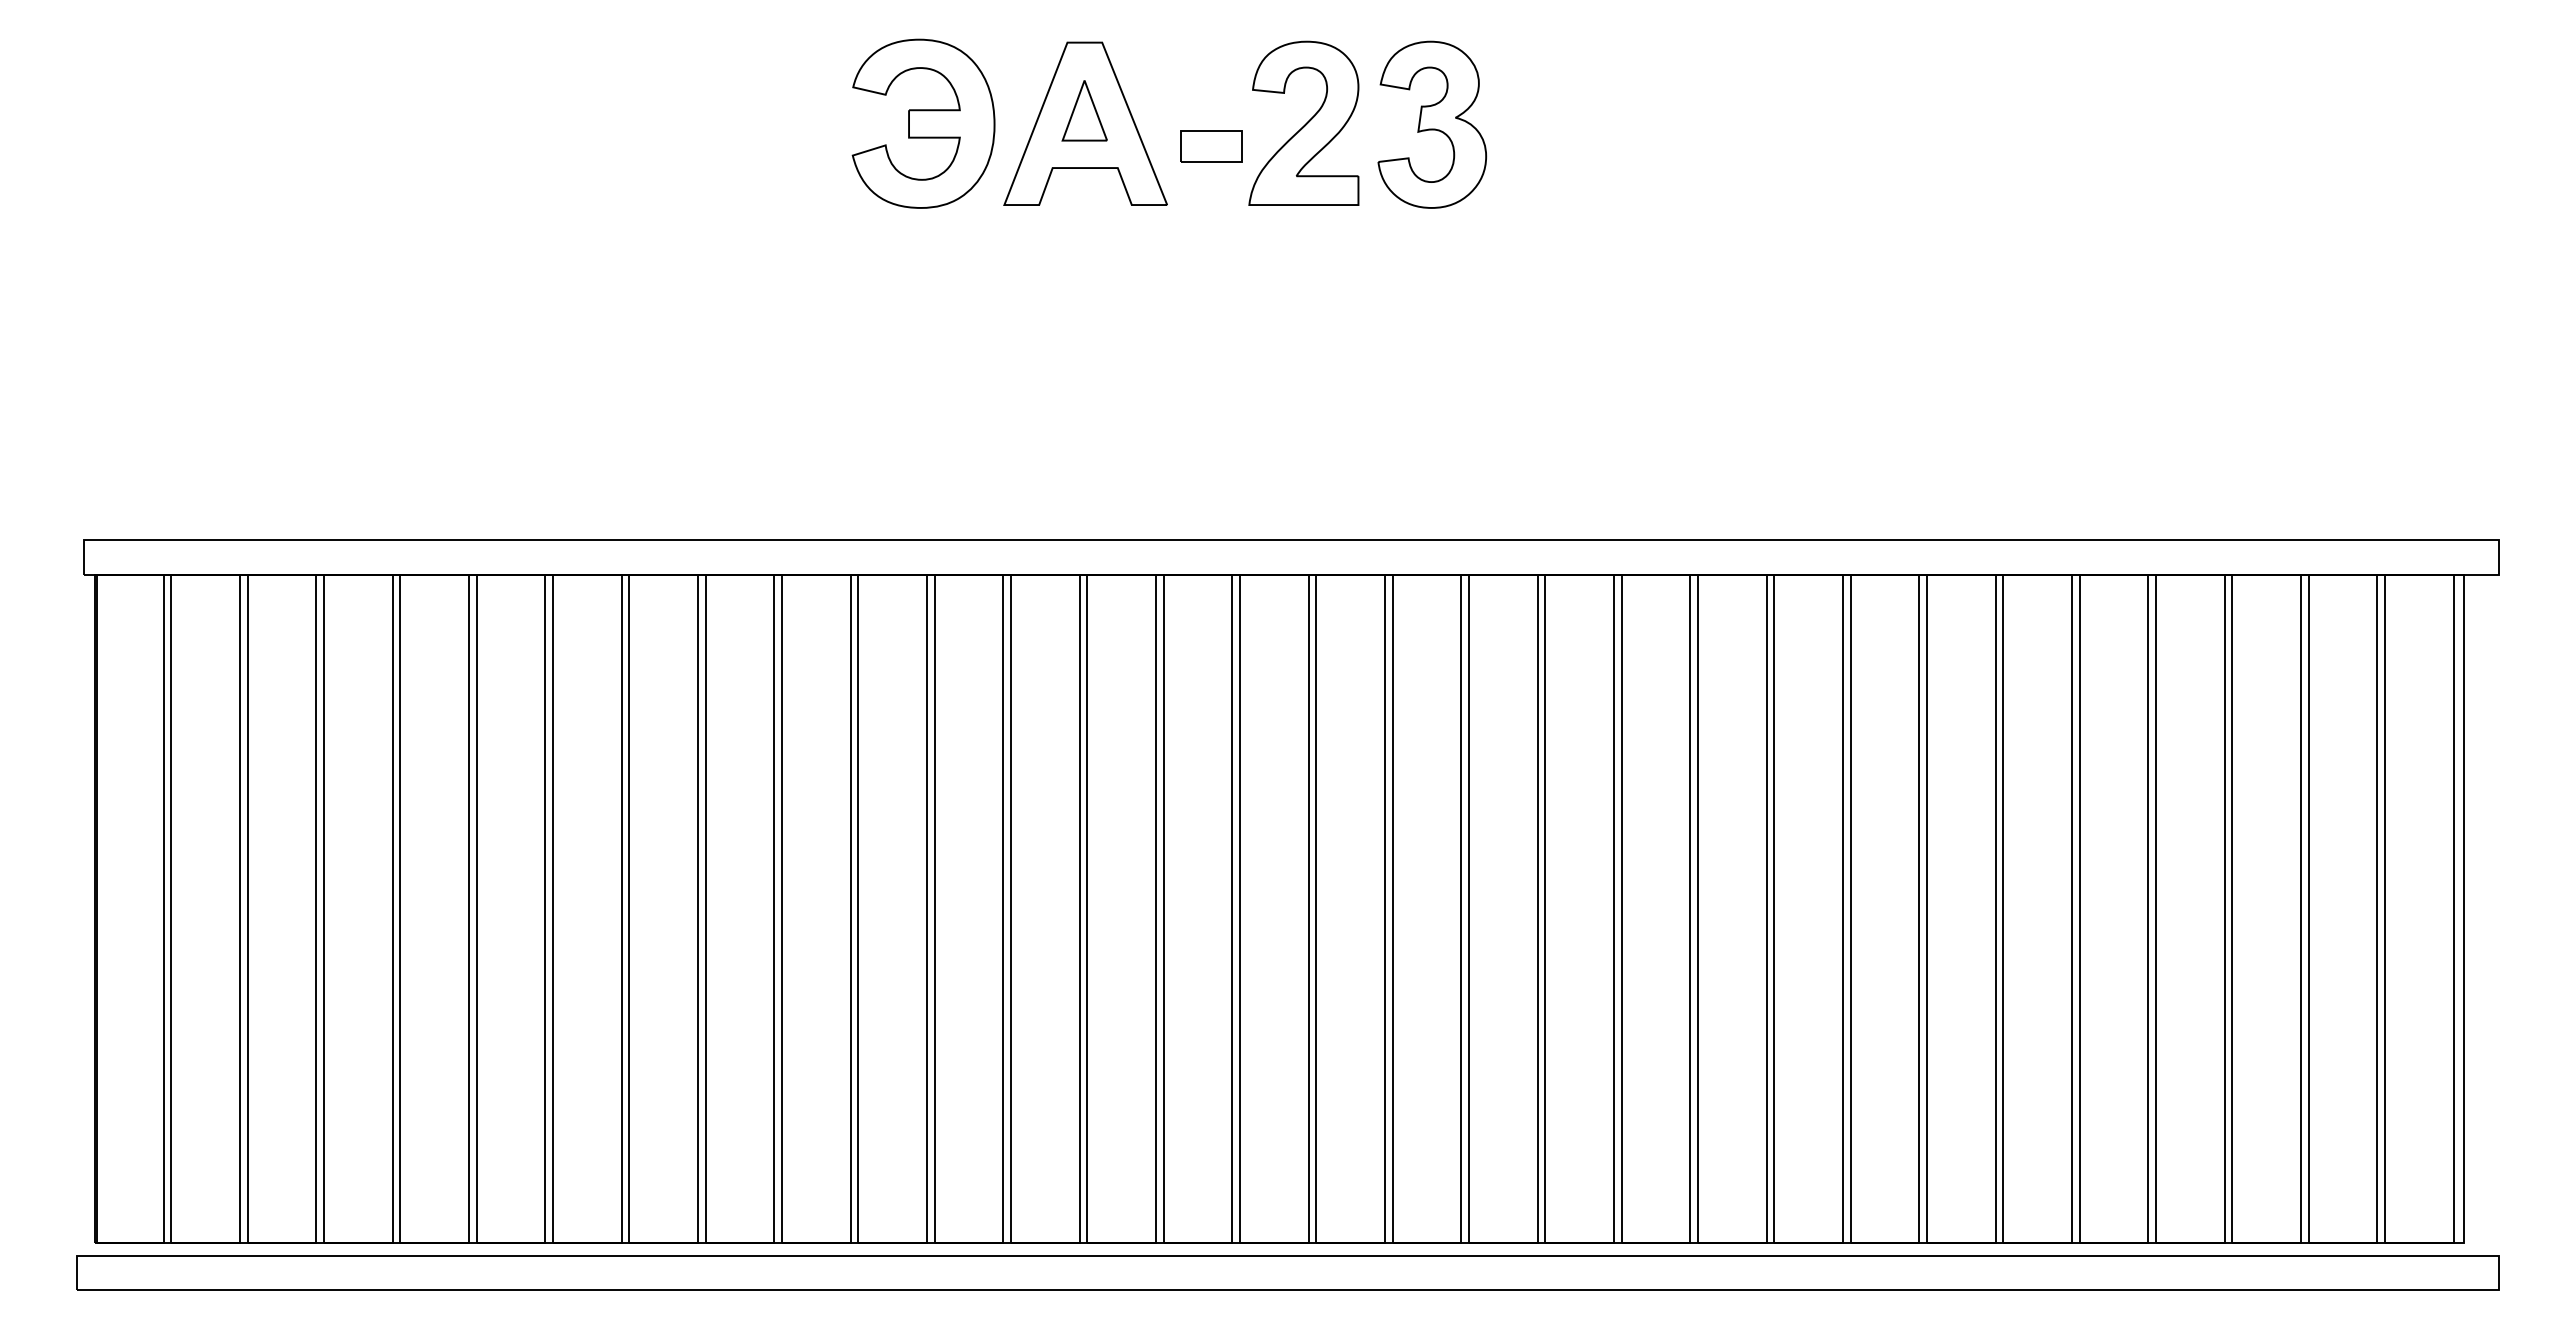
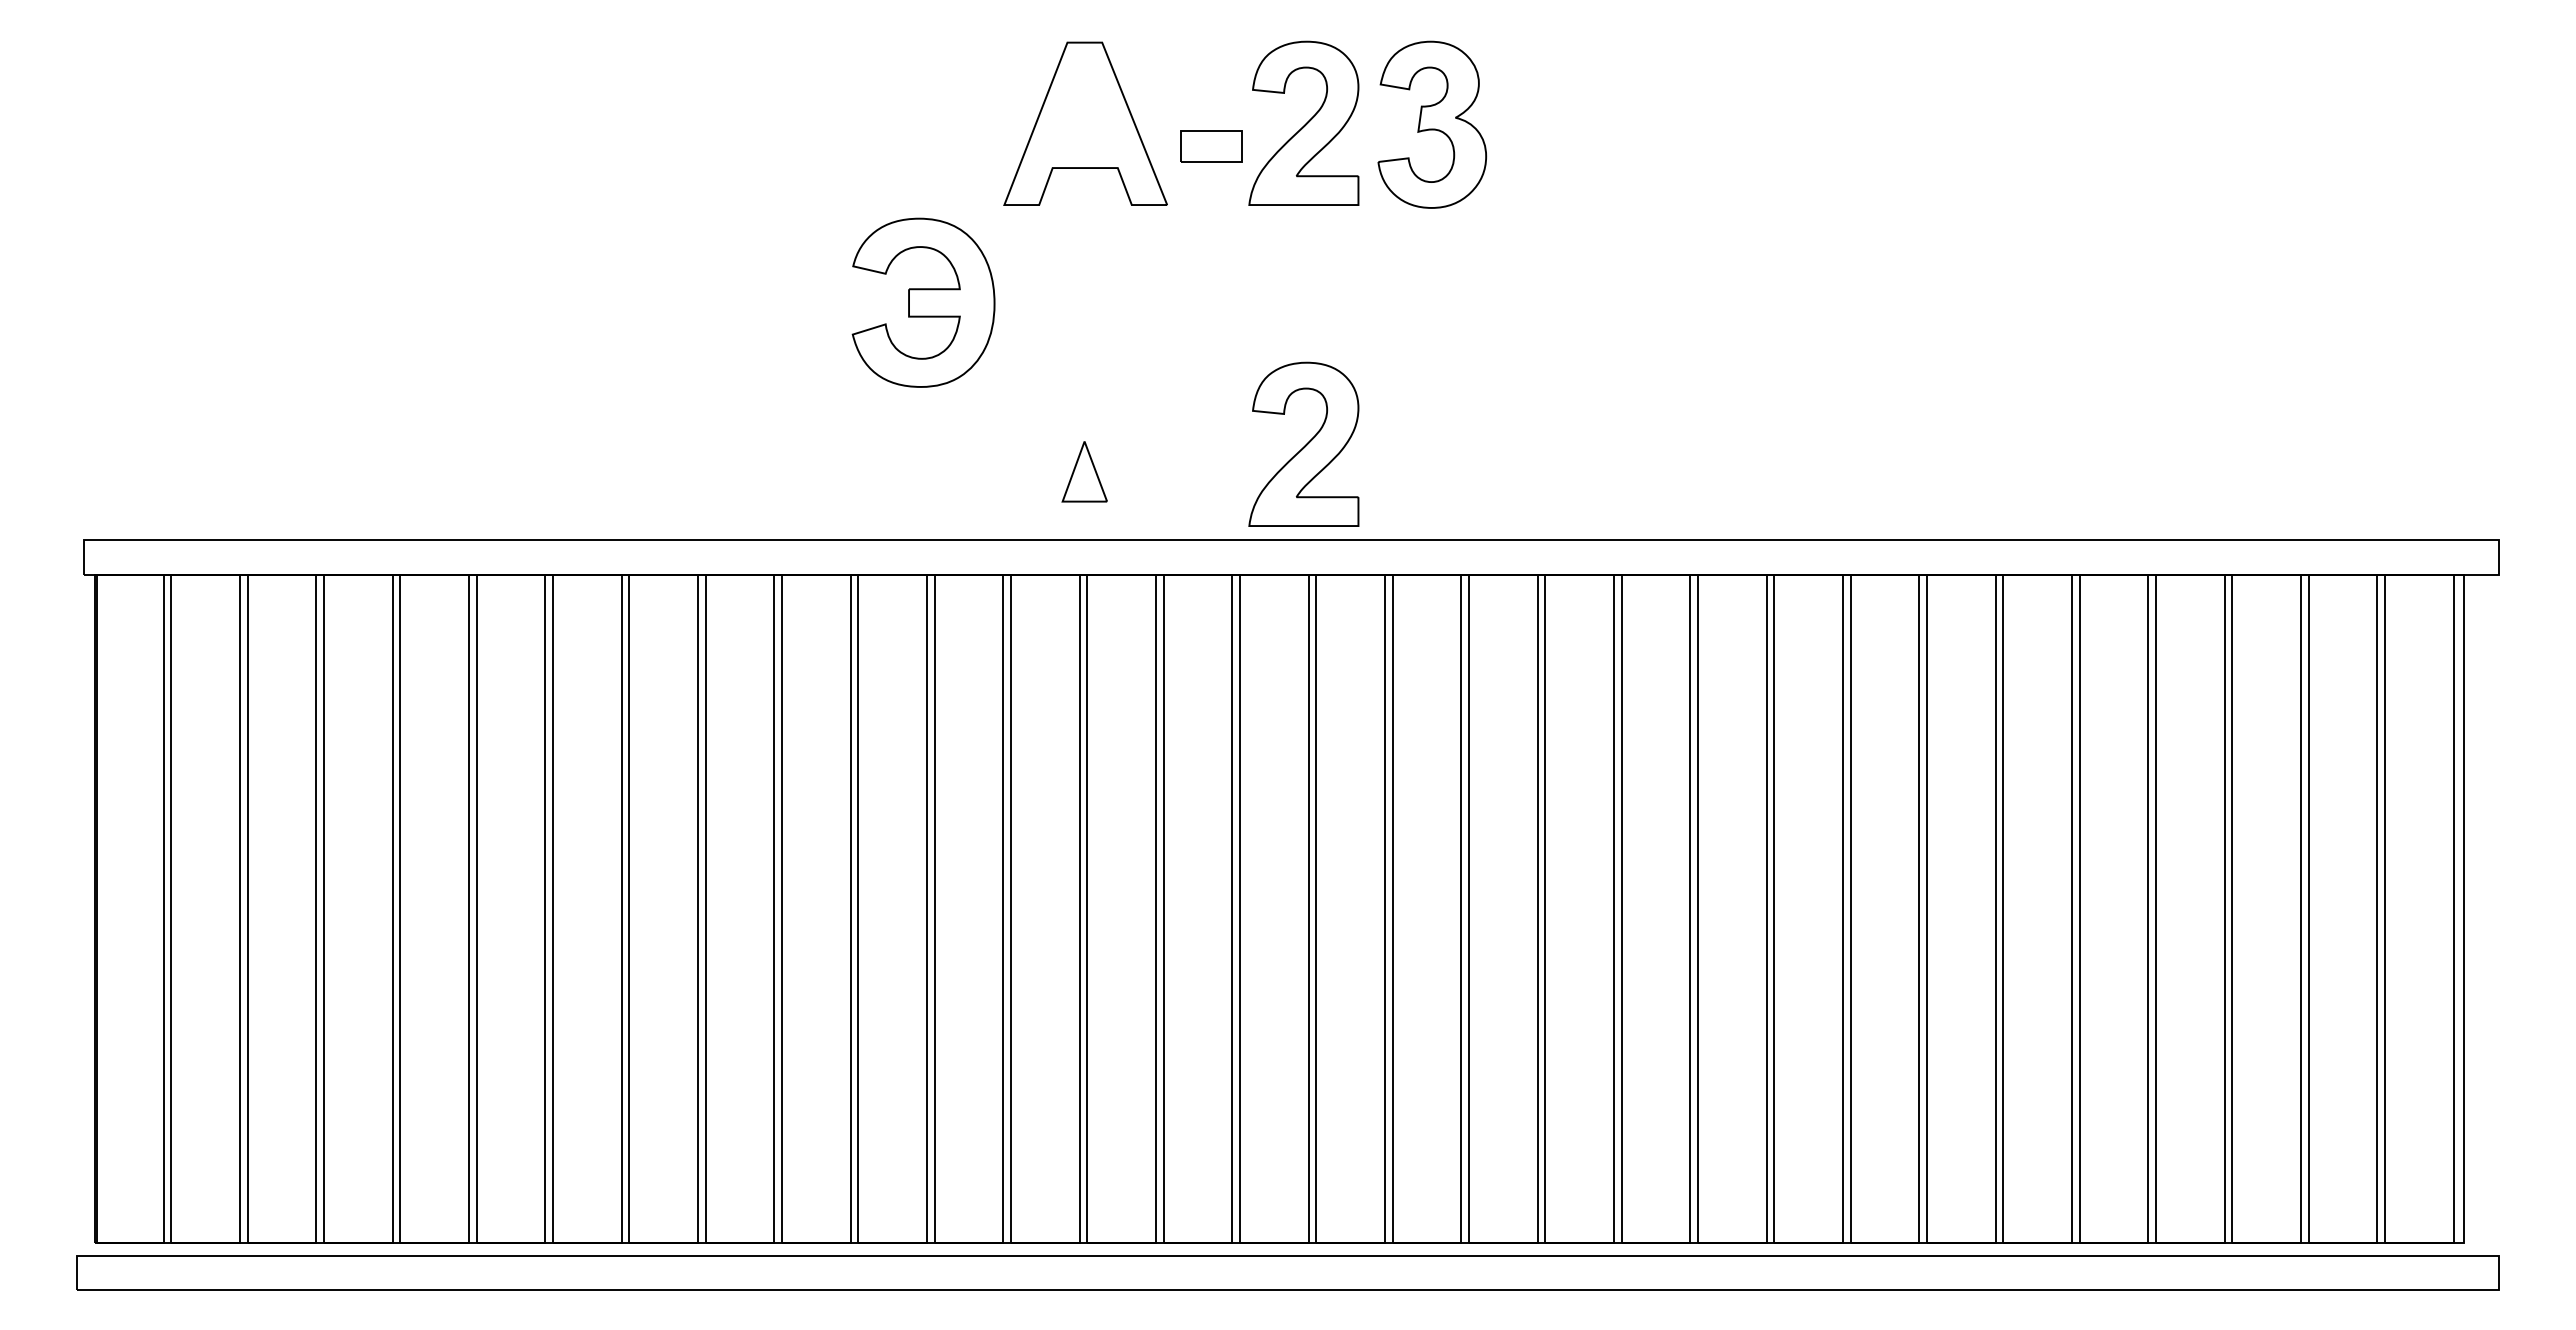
part position: (1084, 110) -> (1084, 471) (1084, 471)
part position: (923, 123) -> (923, 302) (923, 302)
part: none -> present (1303, 443)
